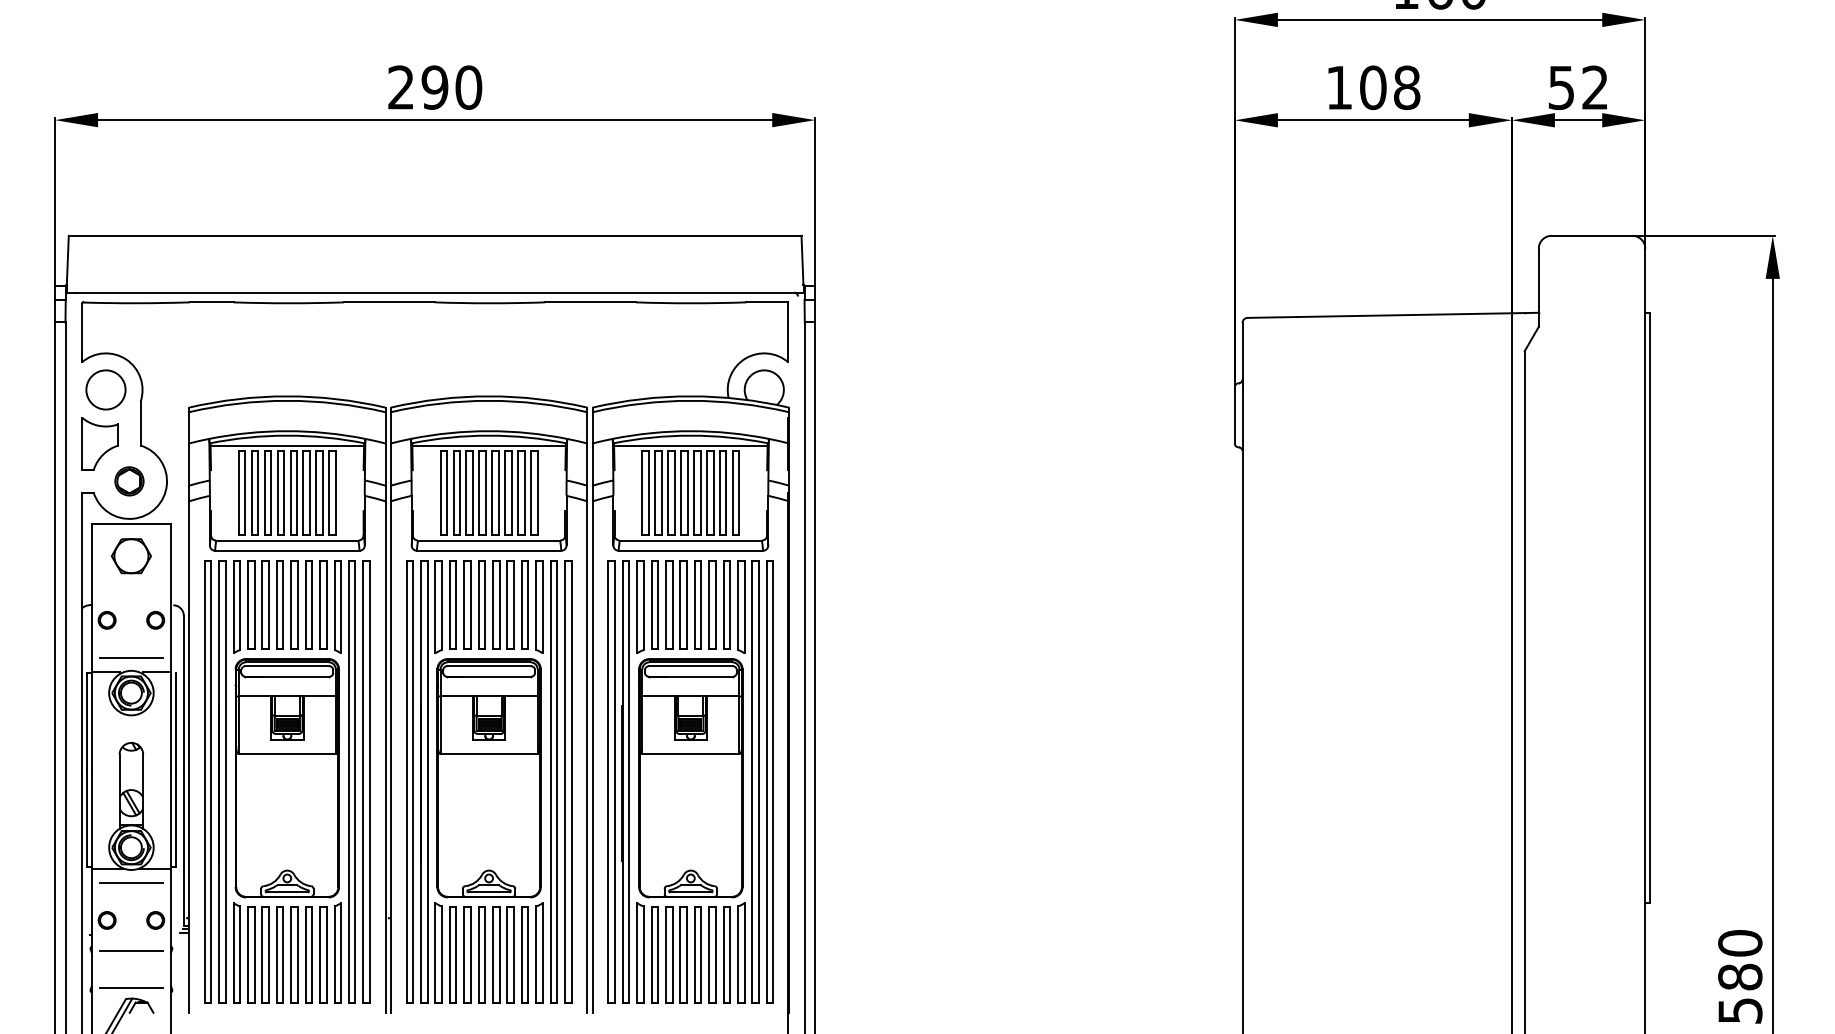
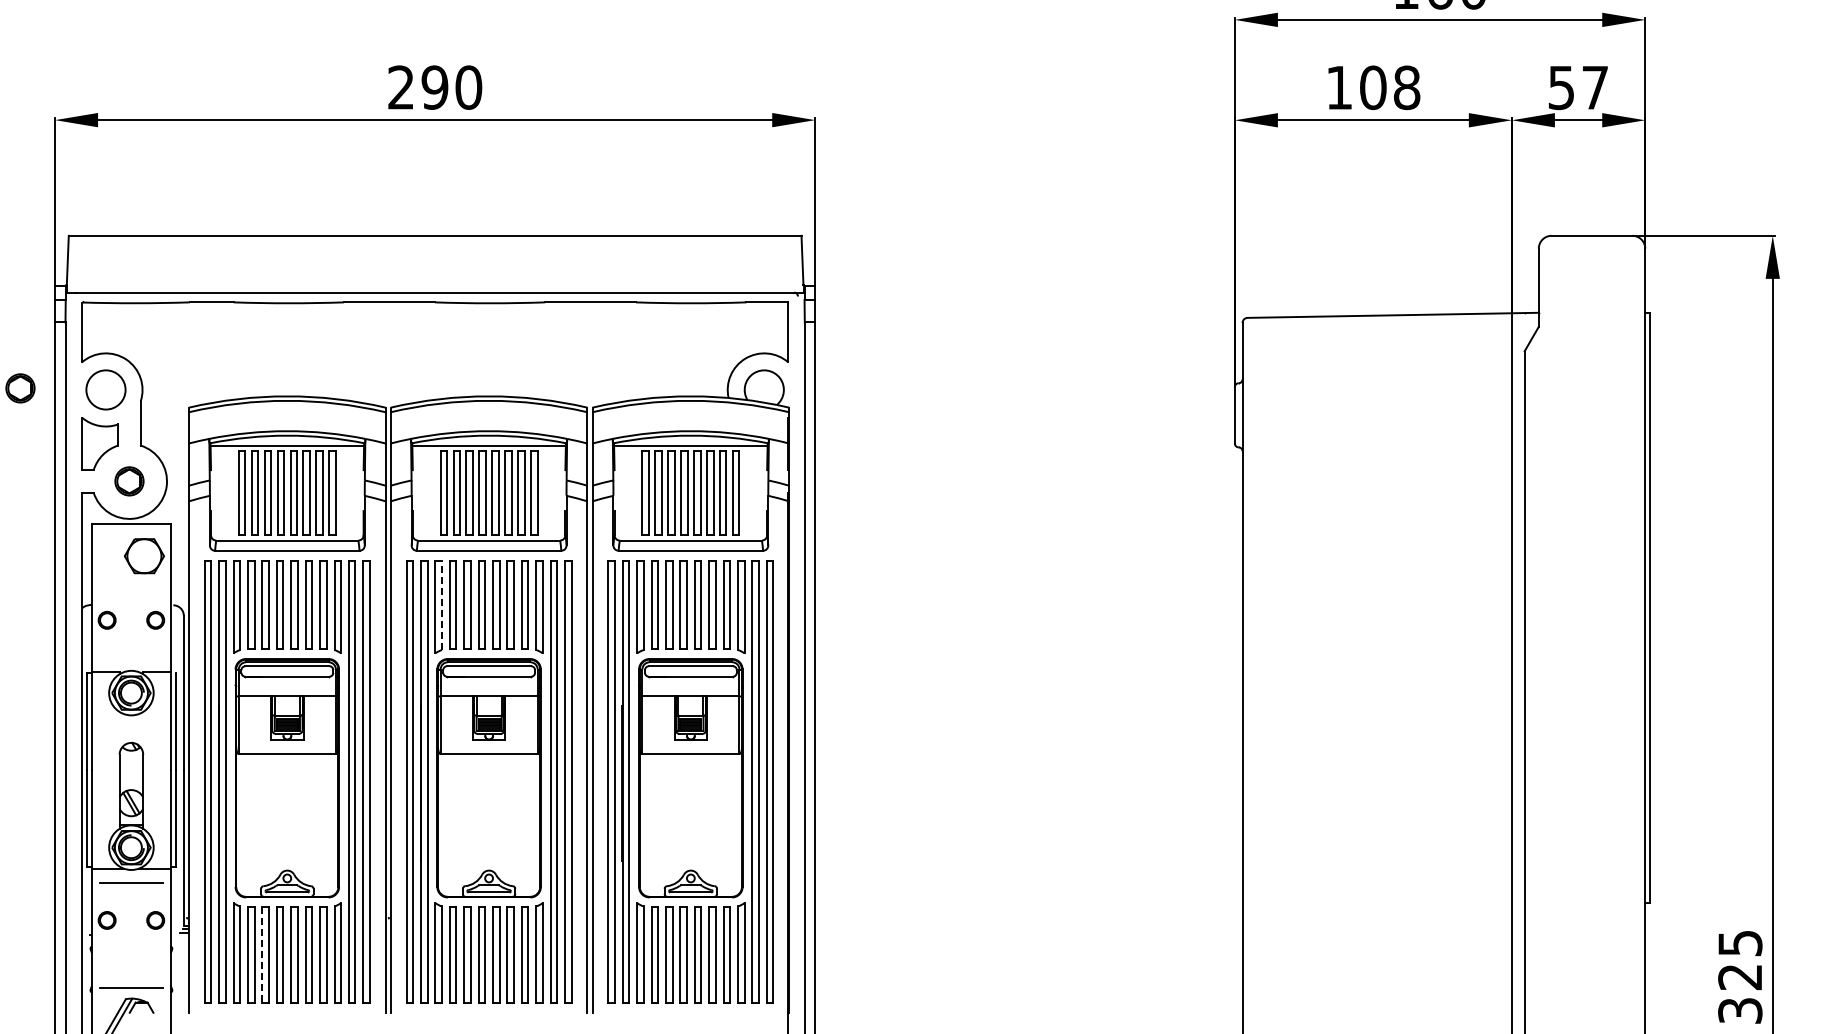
text: 52 -> 57 (1594, 87)
part: none -> present (20, 388)
part position: (130, 556) -> (143, 556) (143, 556)
line: solid -> dashed (441, 605)
line: present -> none (130, 657)
line: present -> none (130, 951)
line: solid -> dashed (262, 955)
text: 580 -> 325 (1740, 976)
